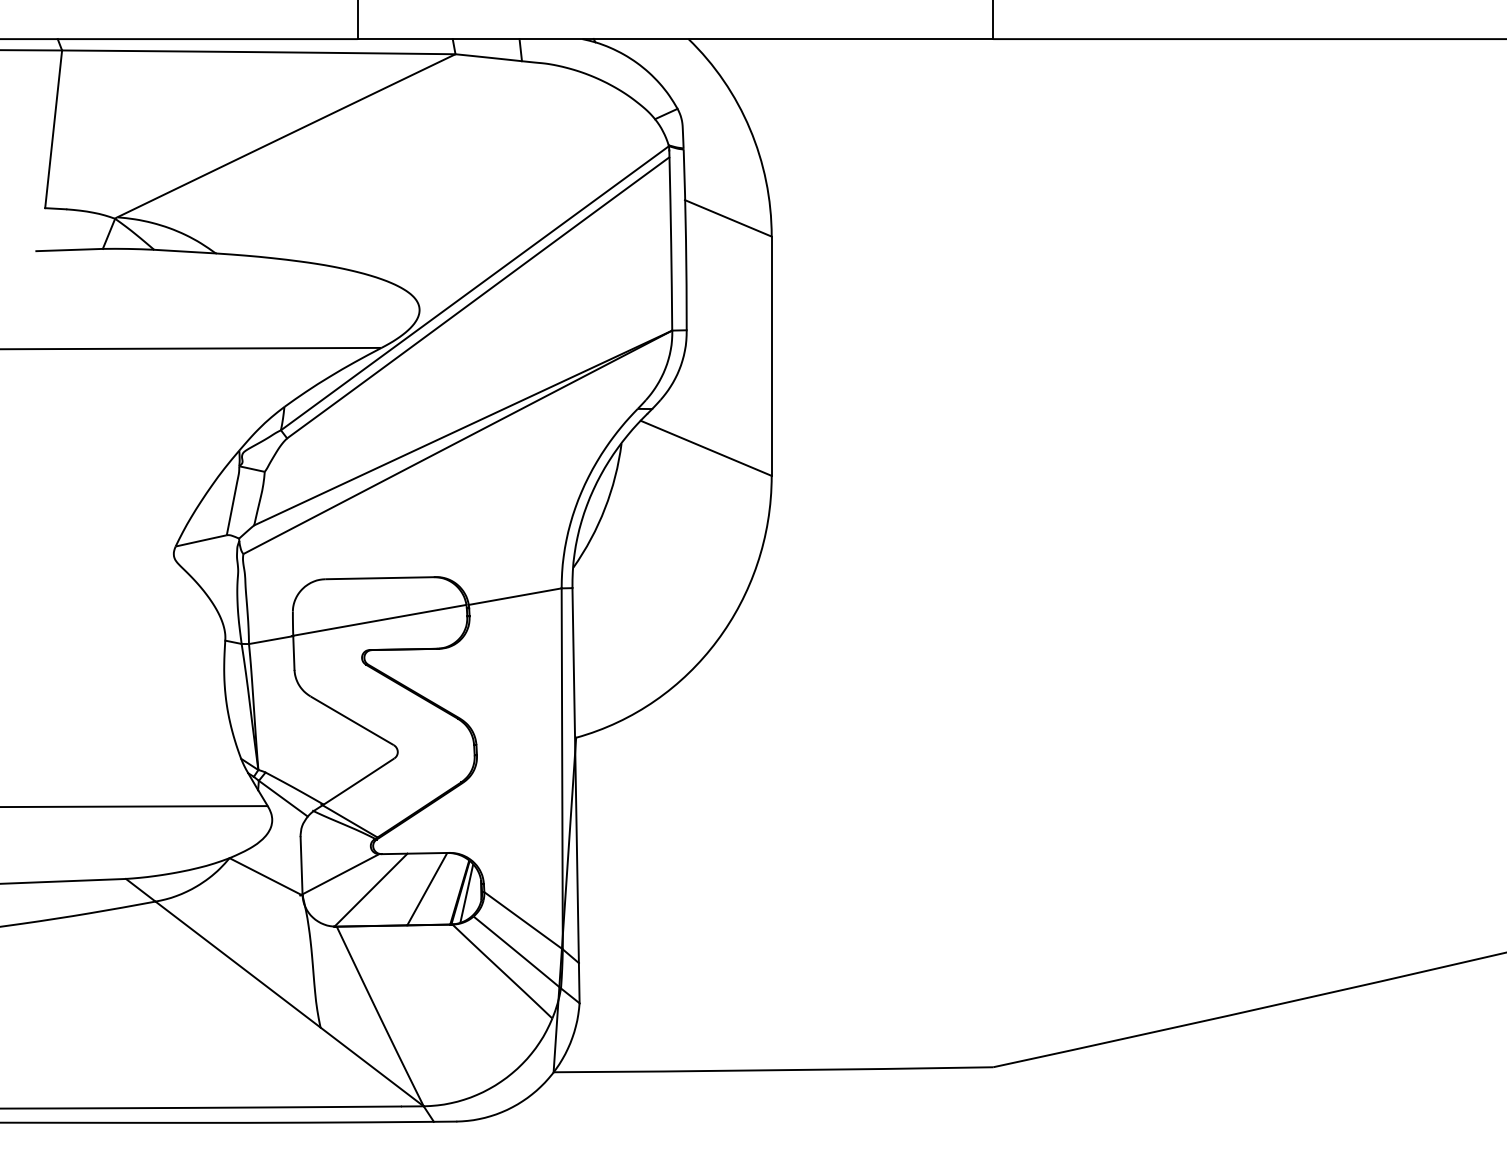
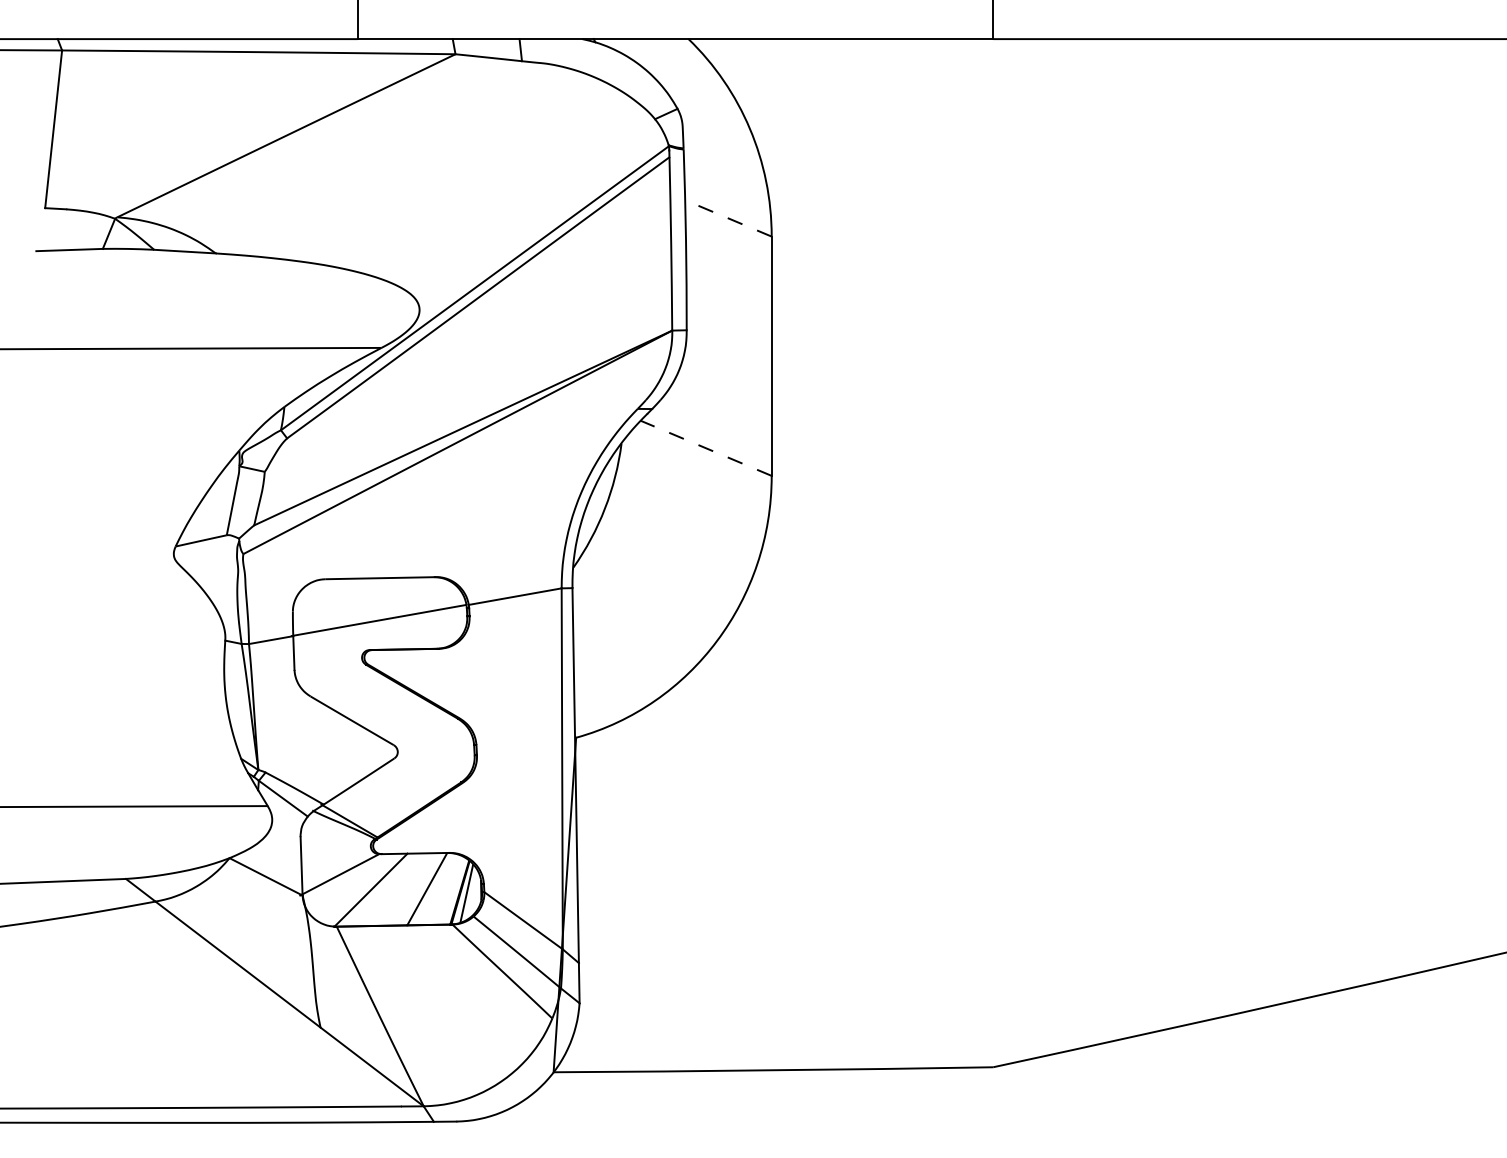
line: solid -> dashed (727, 218)
line: solid -> dashed (705, 448)
